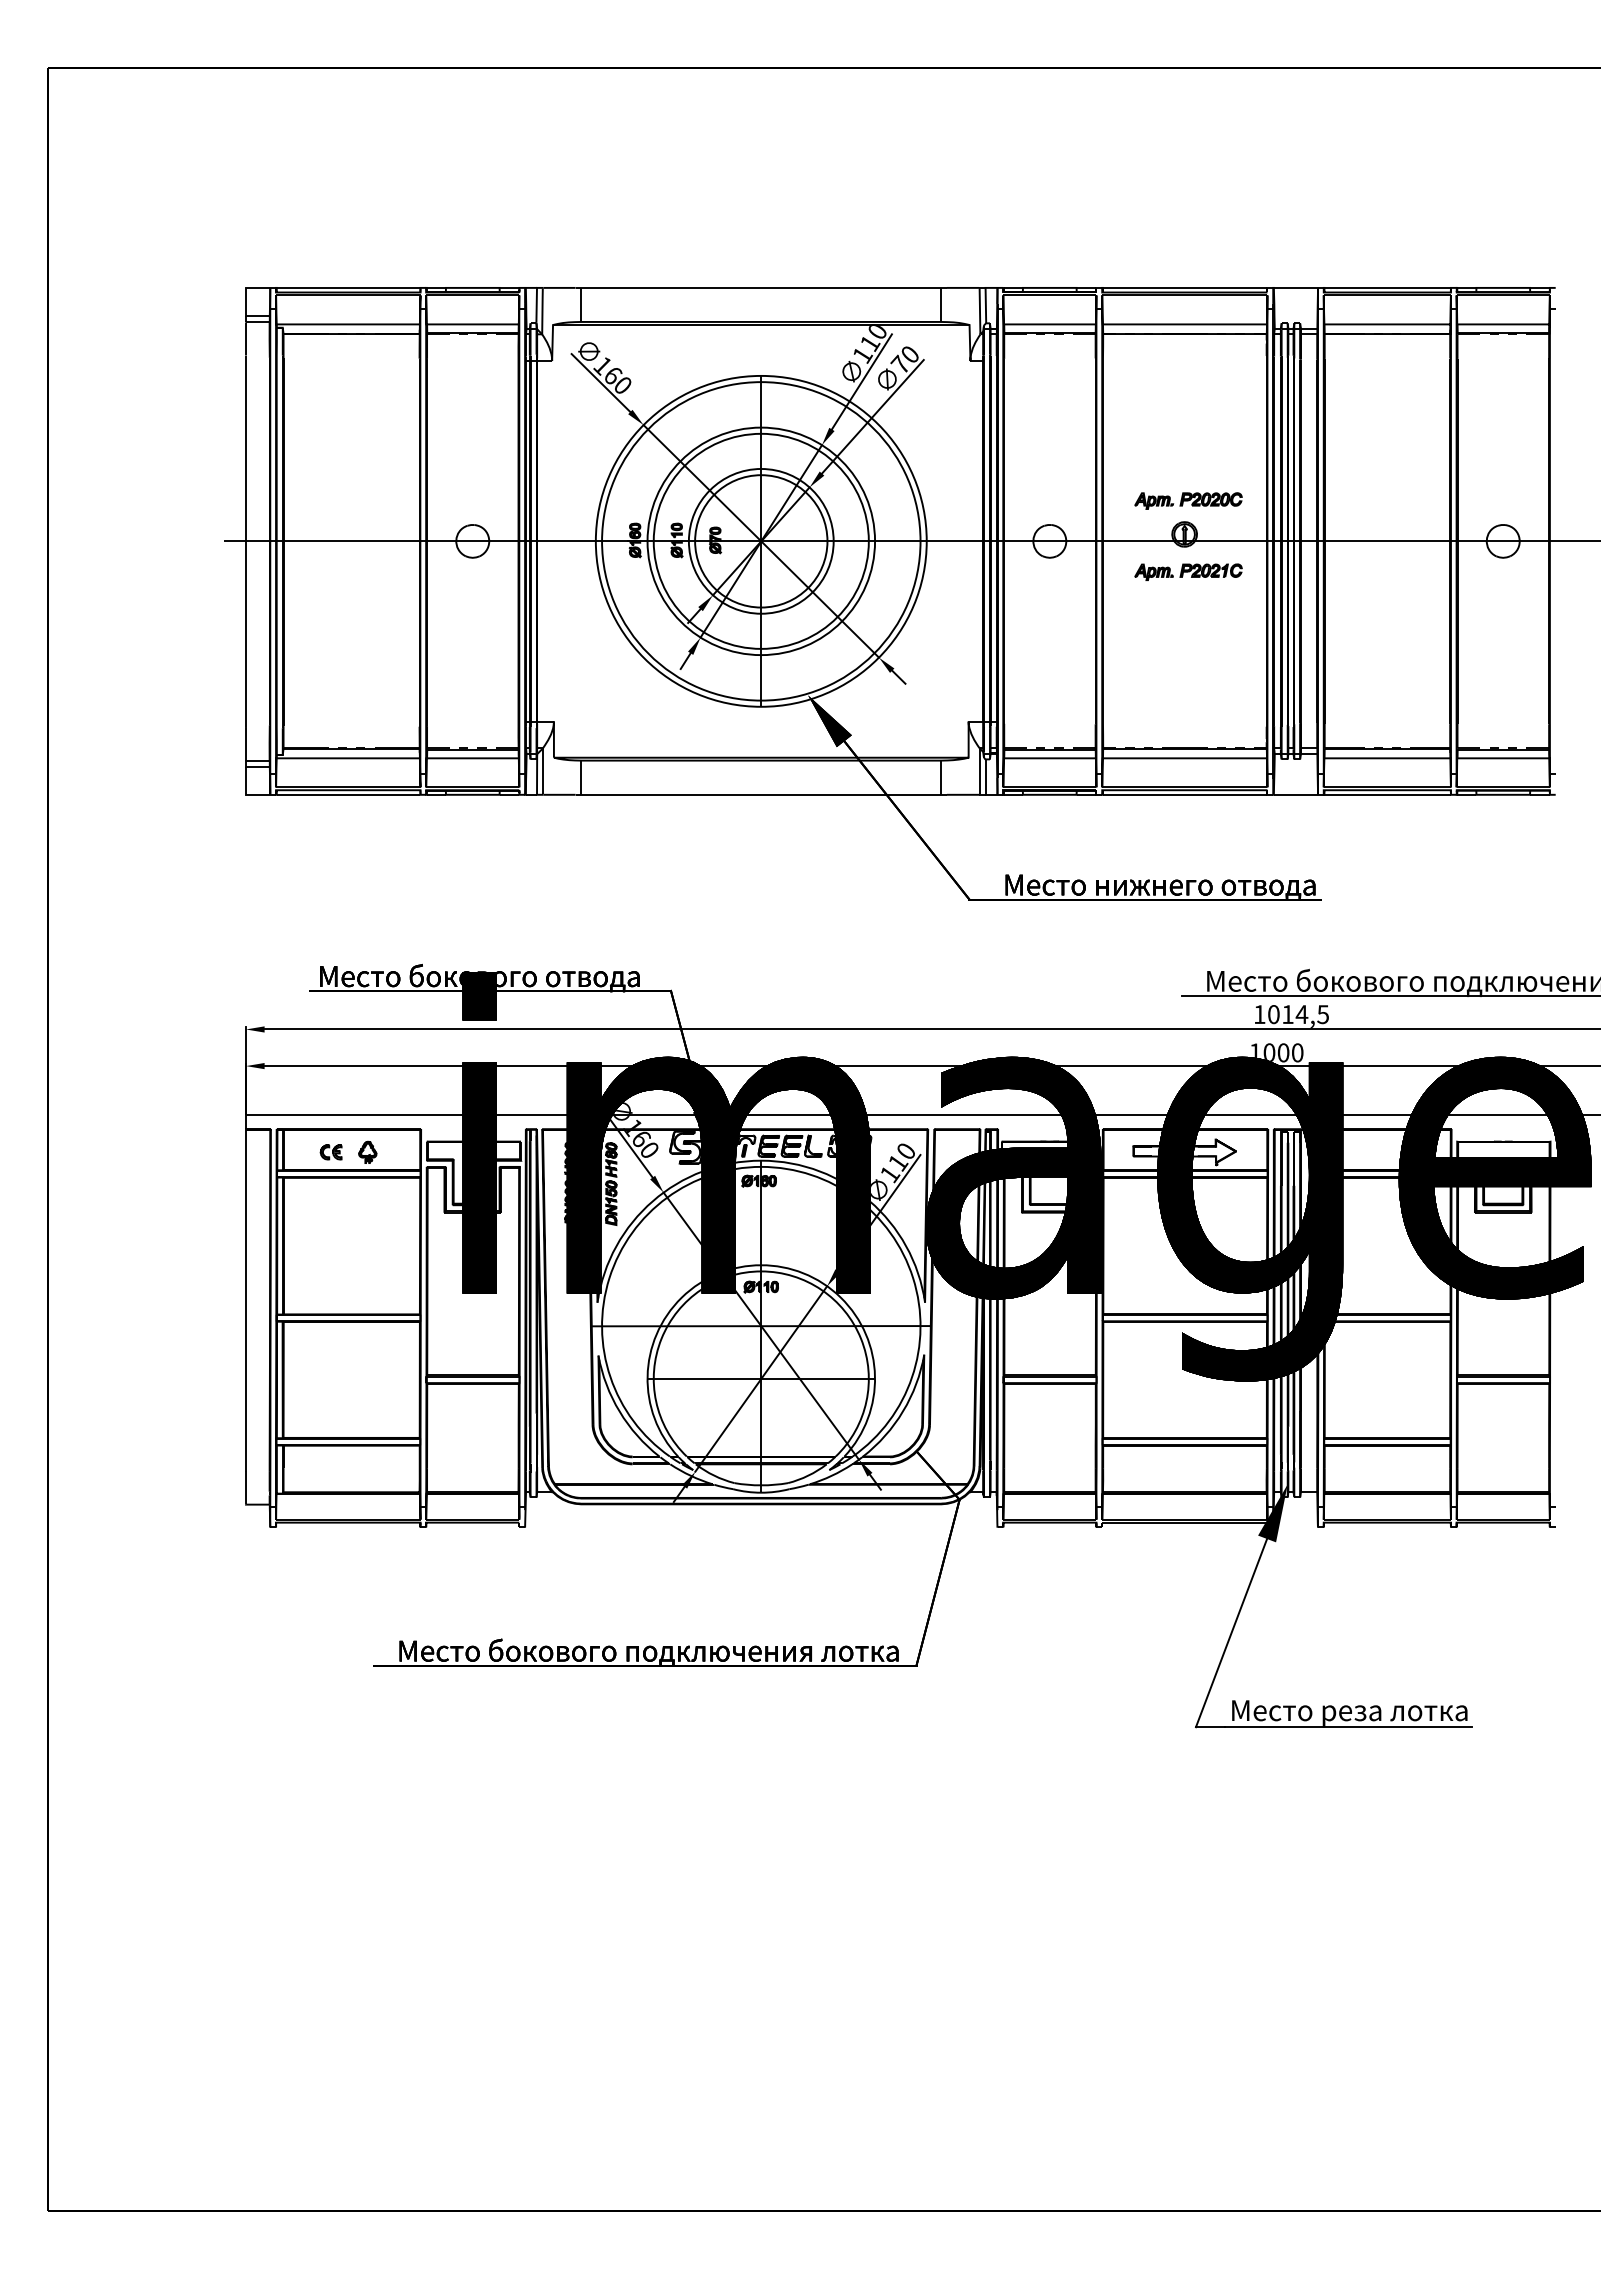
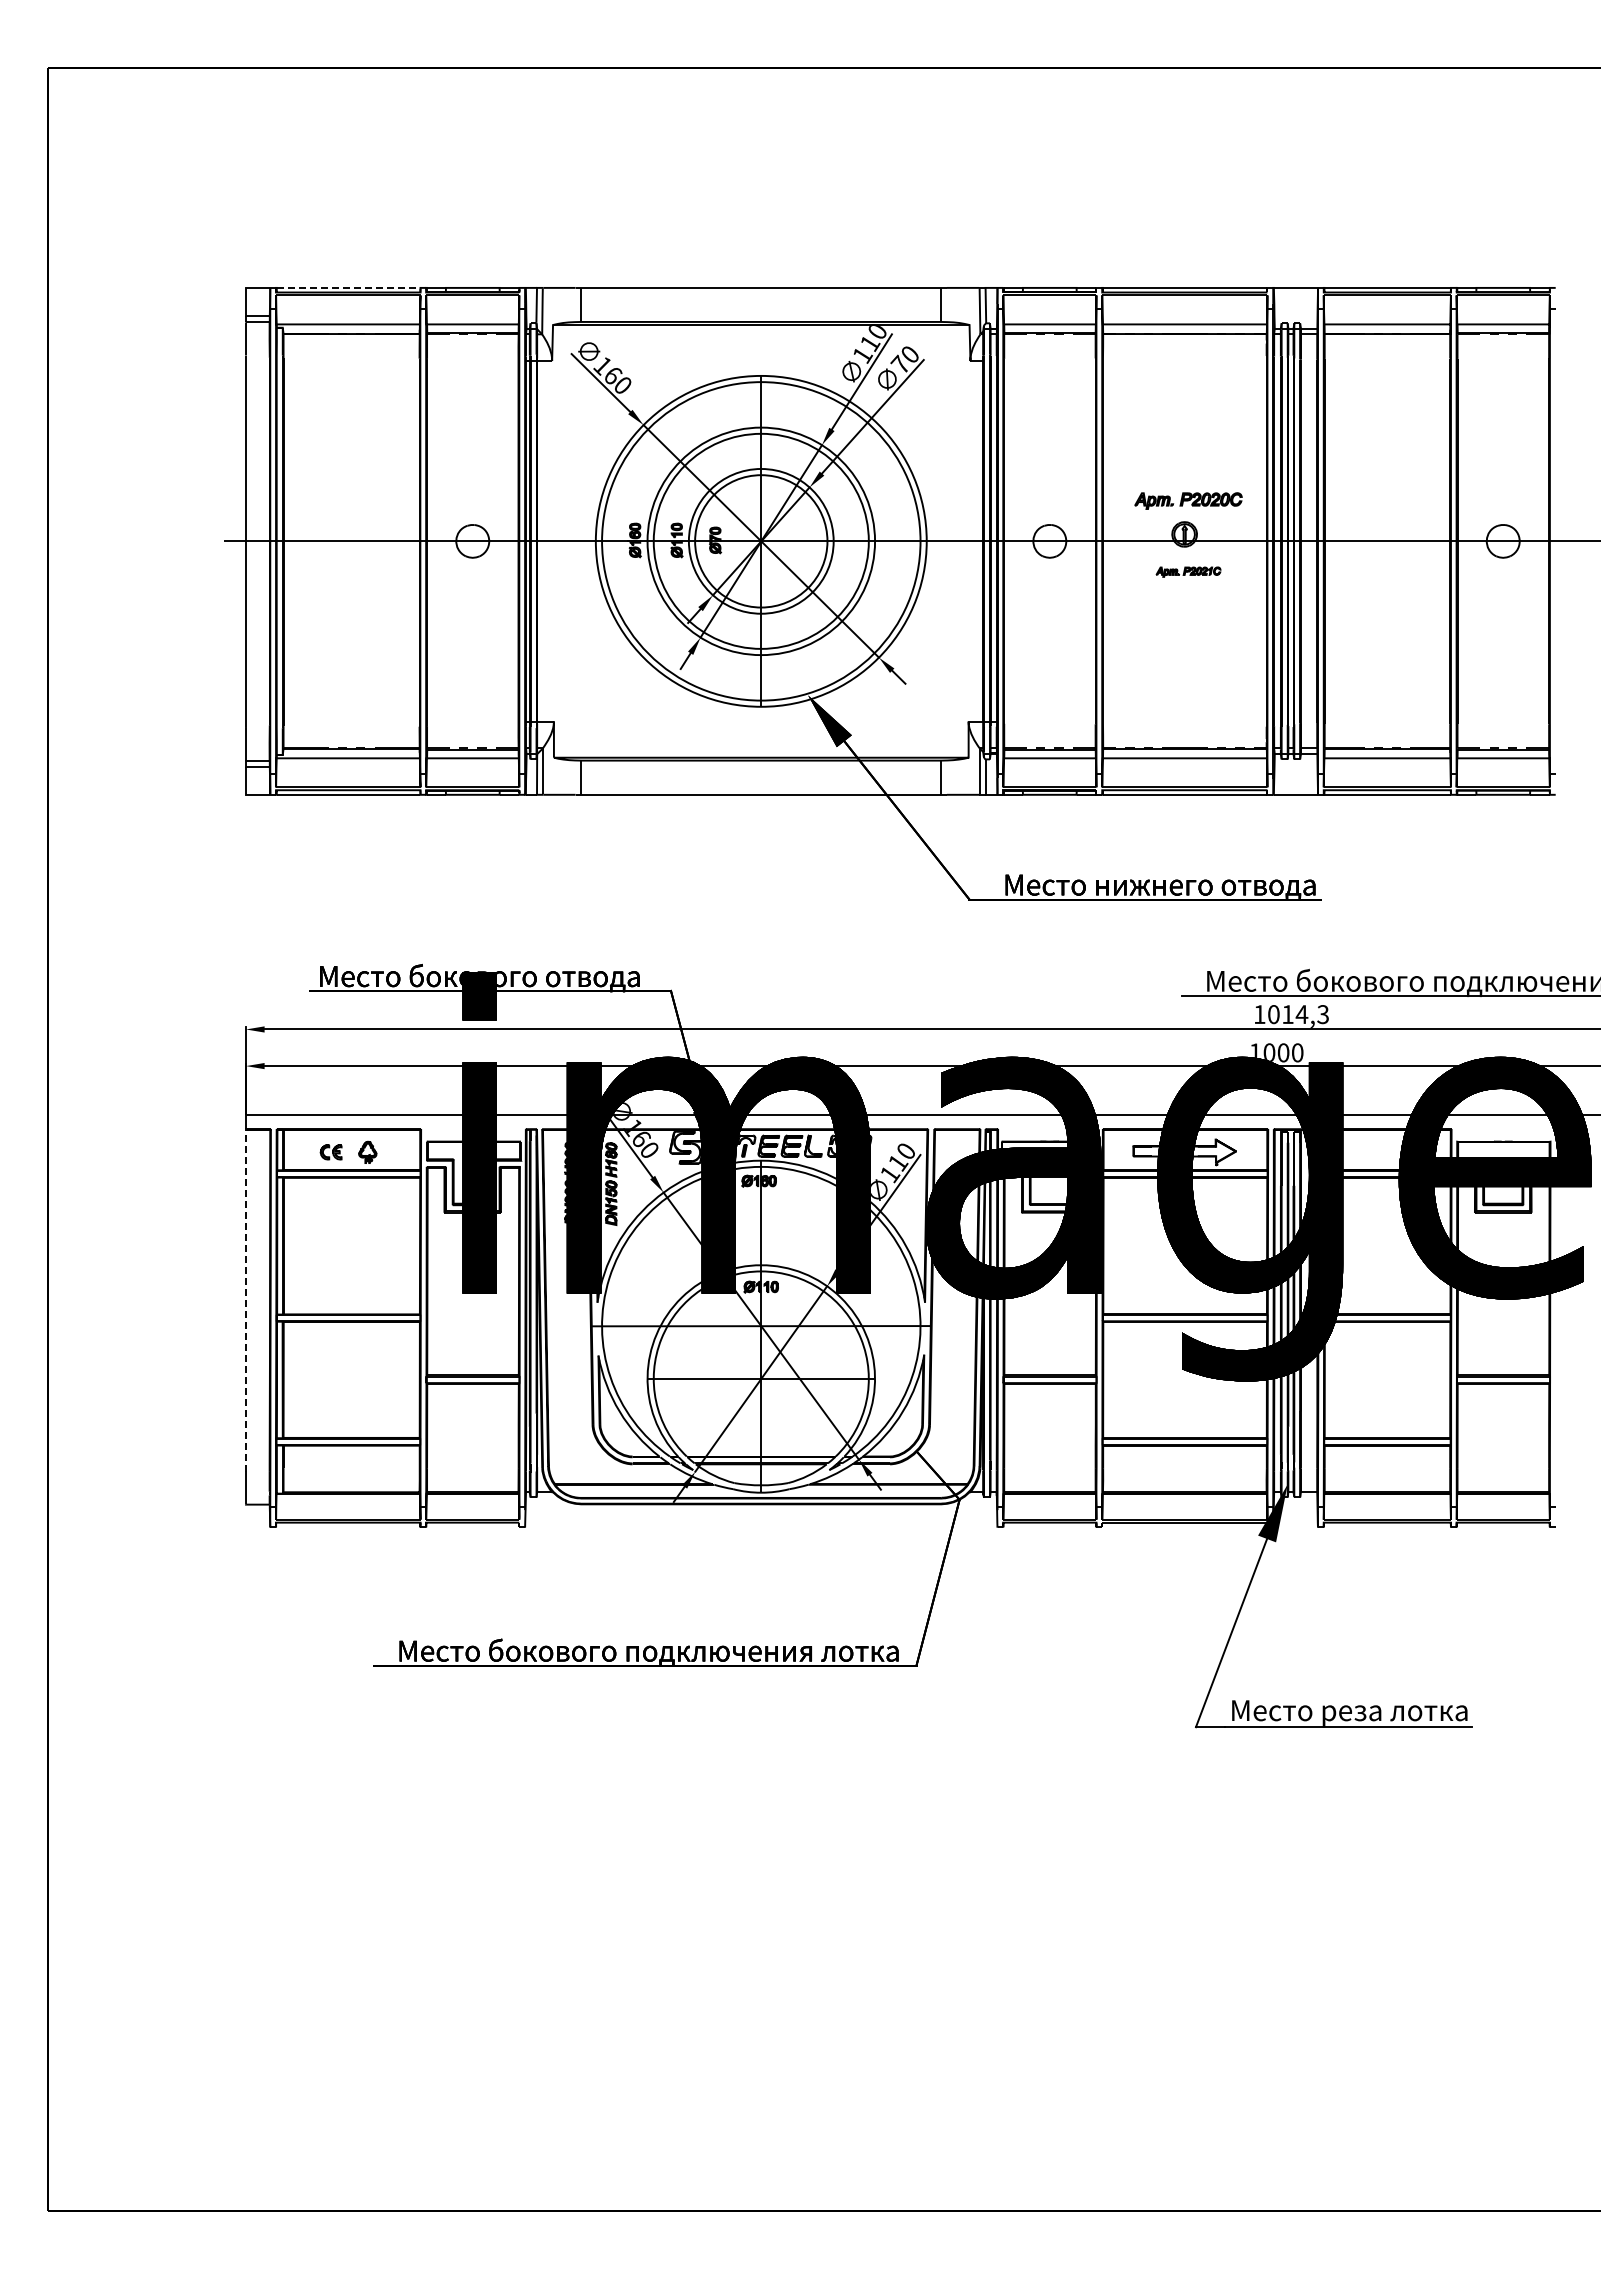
line: solid -> dashed (348, 287)
part size: 109x18 px -> 67x12 px (1188, 571)
text: 1014,5 -> 1014,3 (1322, 1014)
line: solid -> dashed (246, 1301)
